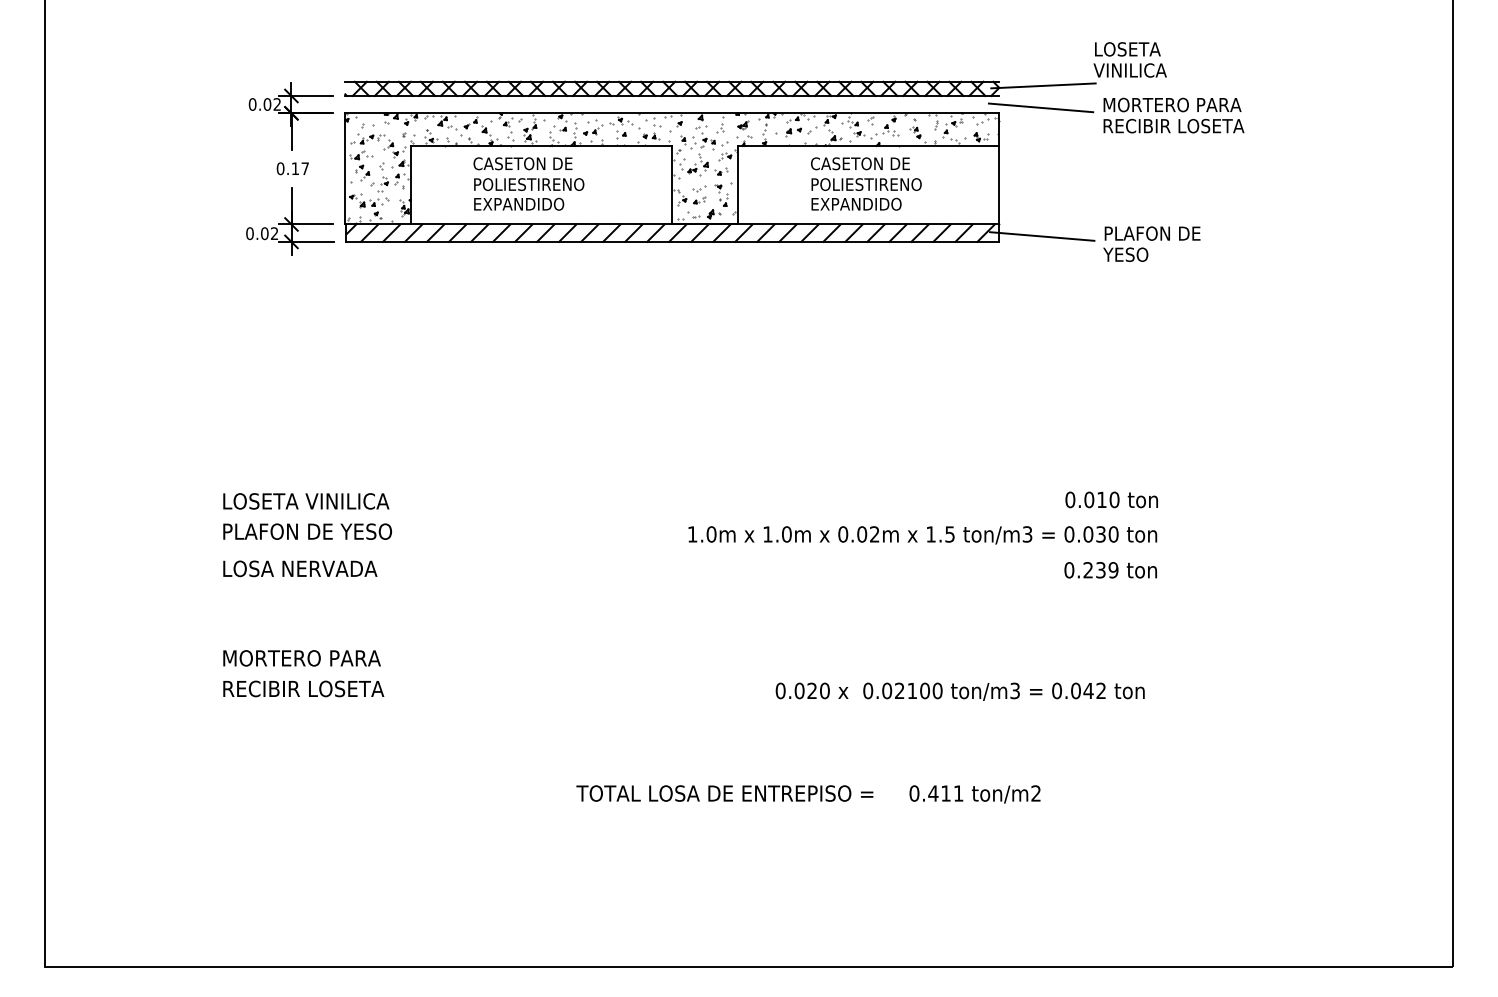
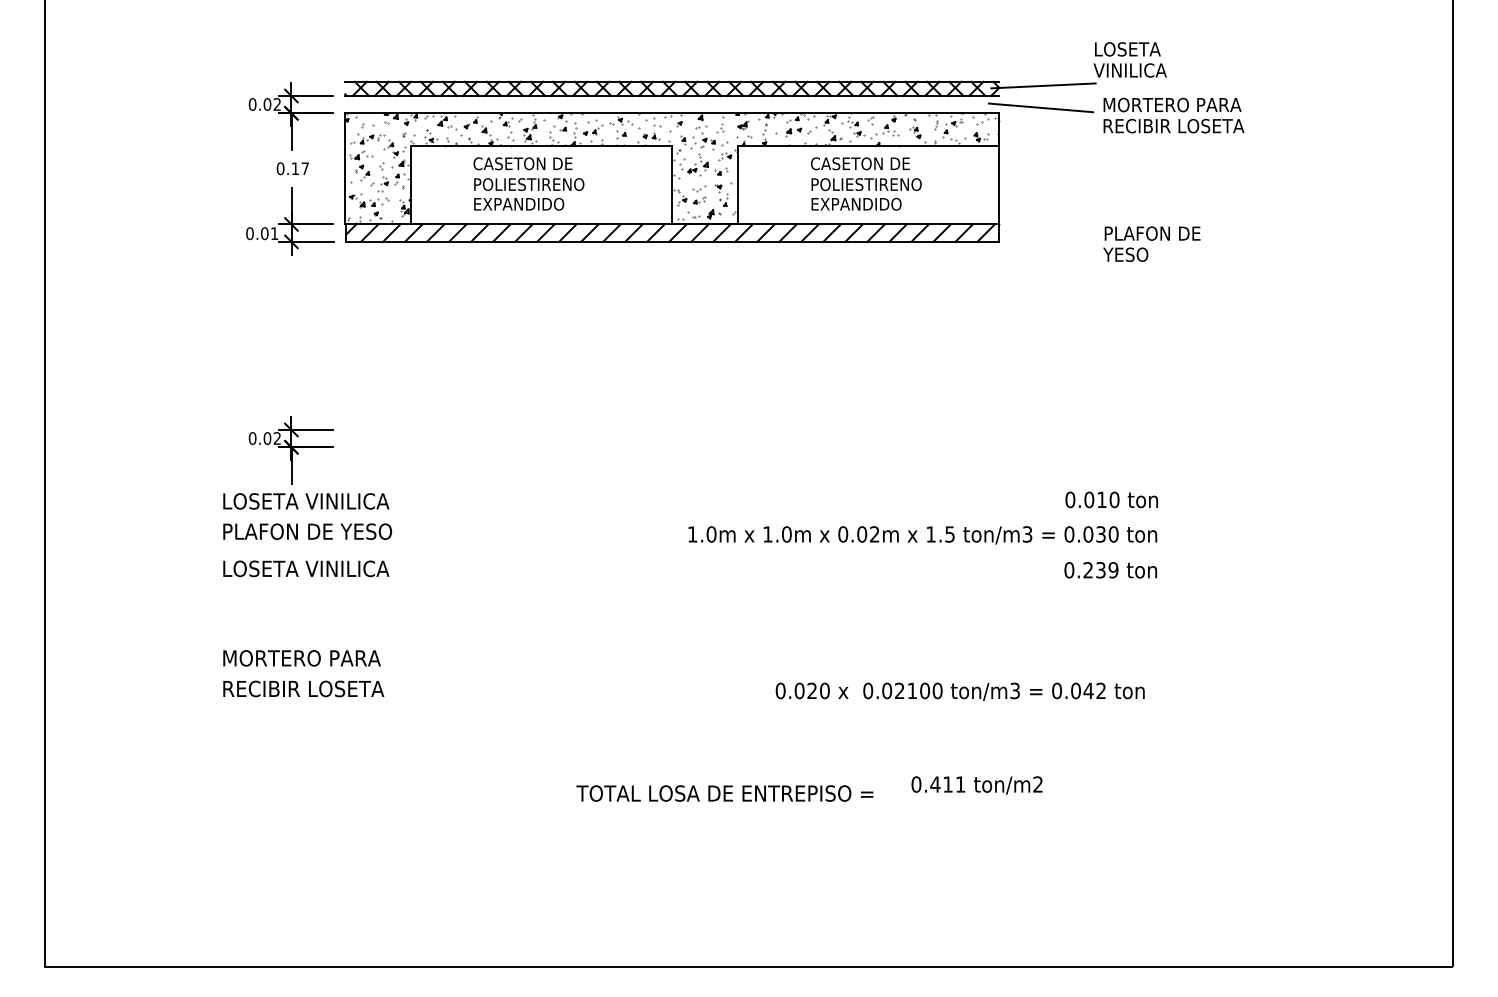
text: 0.02 -> 0.01 (274, 233)
line: present -> none (1042, 236)
part: none -> present (290, 450)
text: LOSA NERVADA -> LOSETA VINILICA (325, 568)
text position: (974, 794) -> (976, 785) (976, 785)
